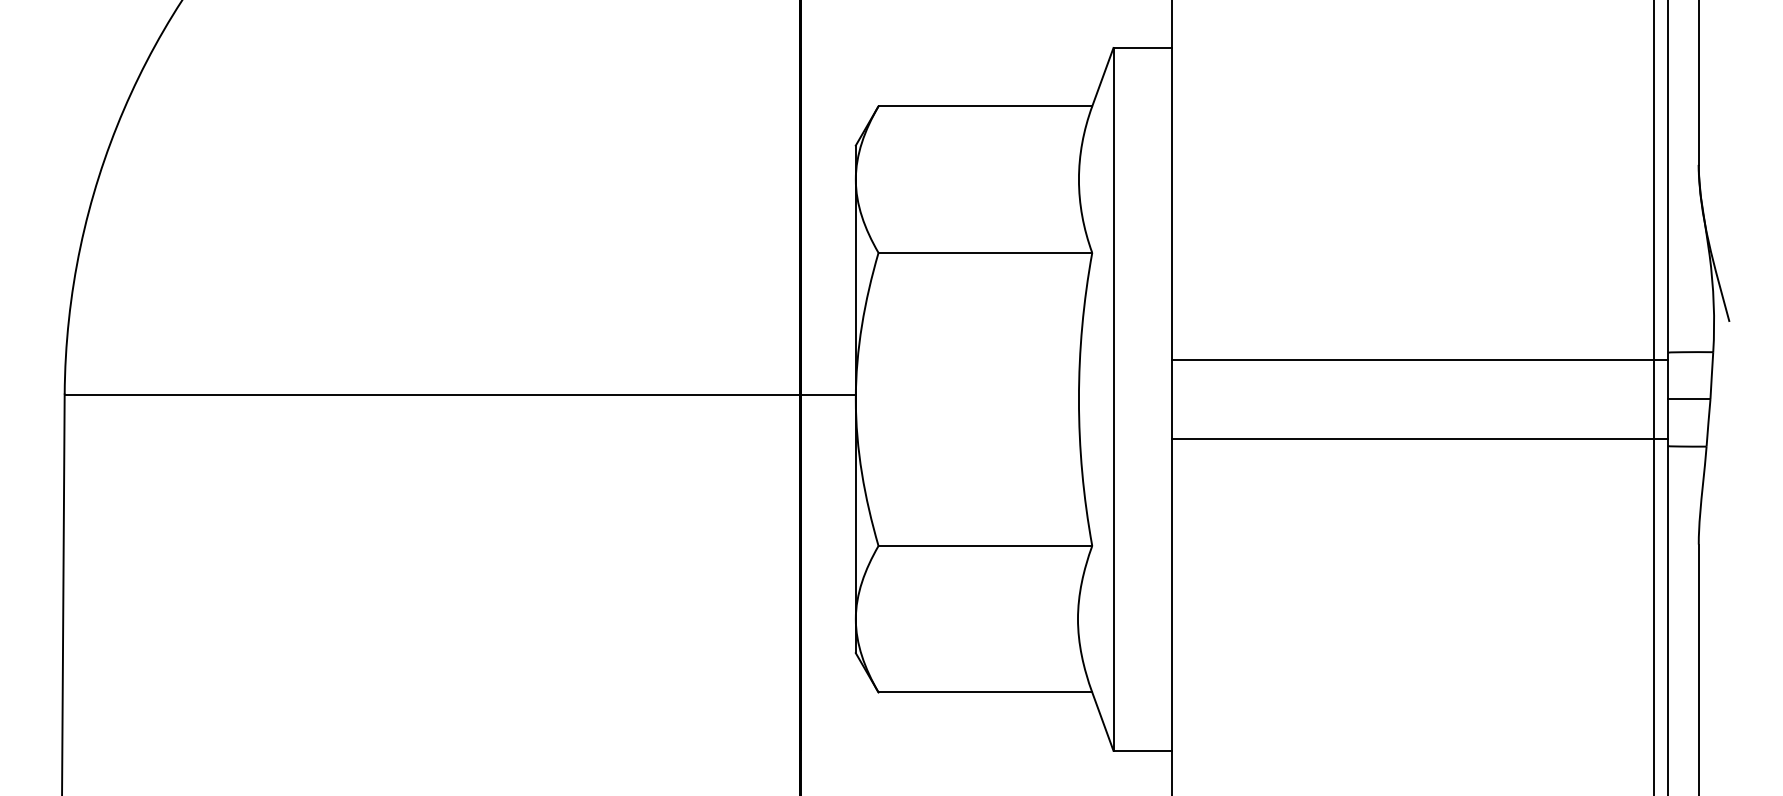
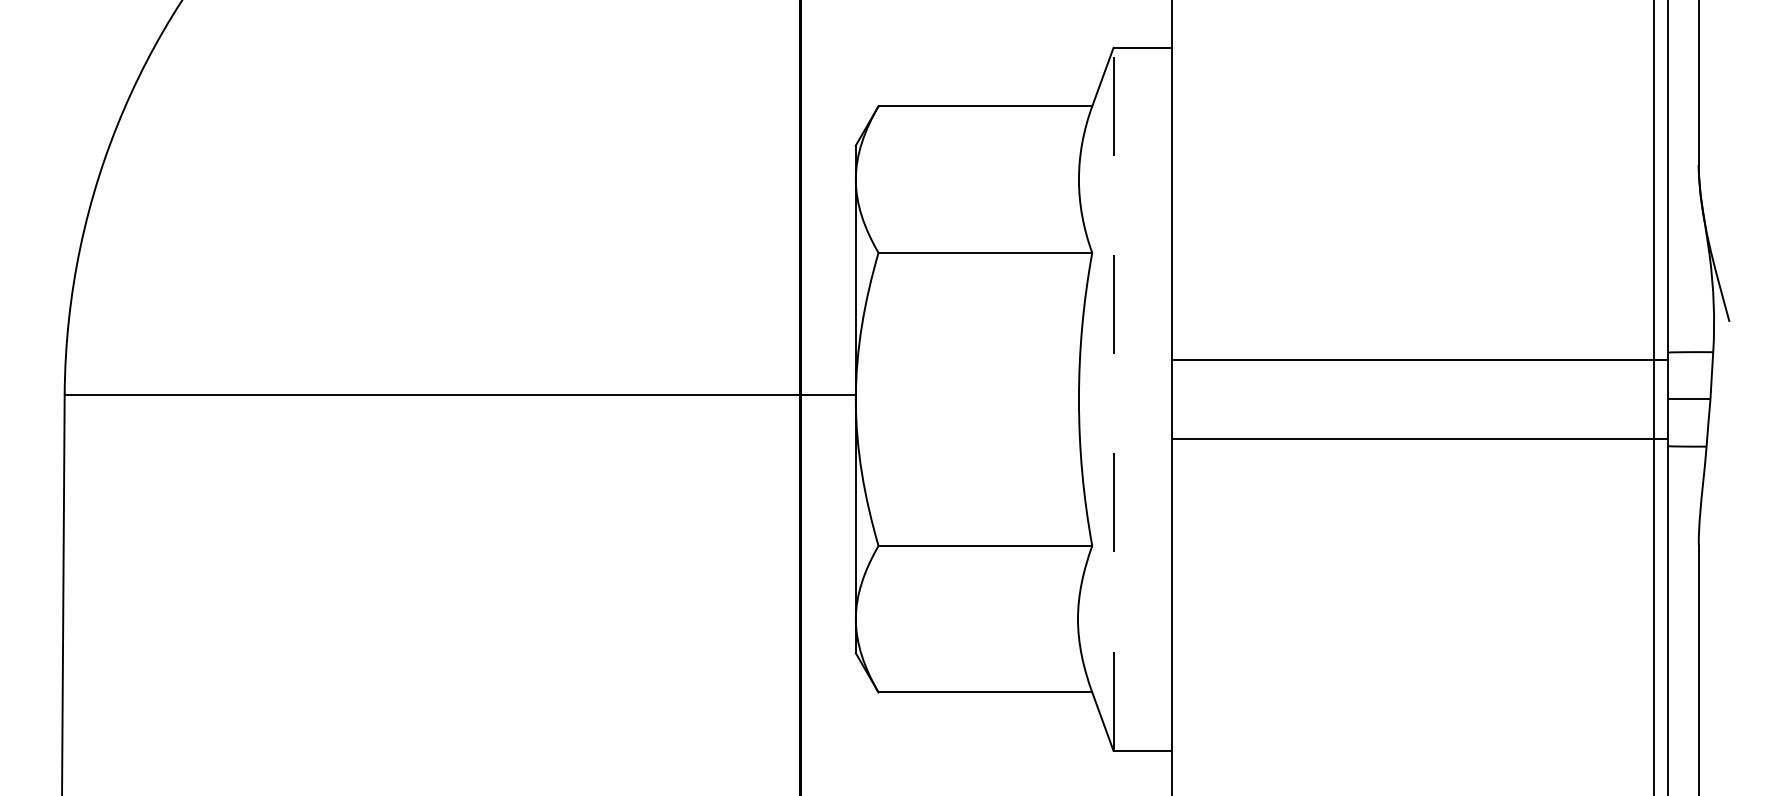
line: solid -> dashed (1113, 398)
